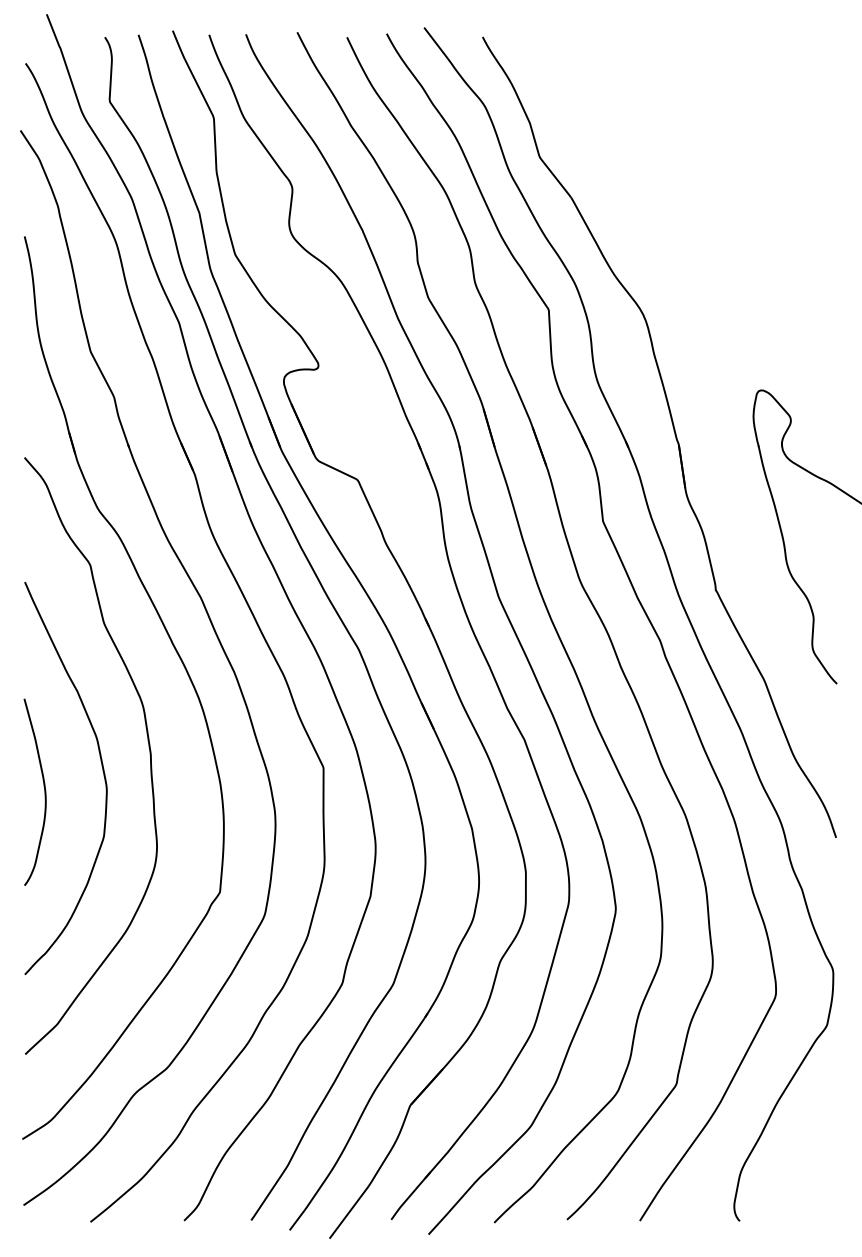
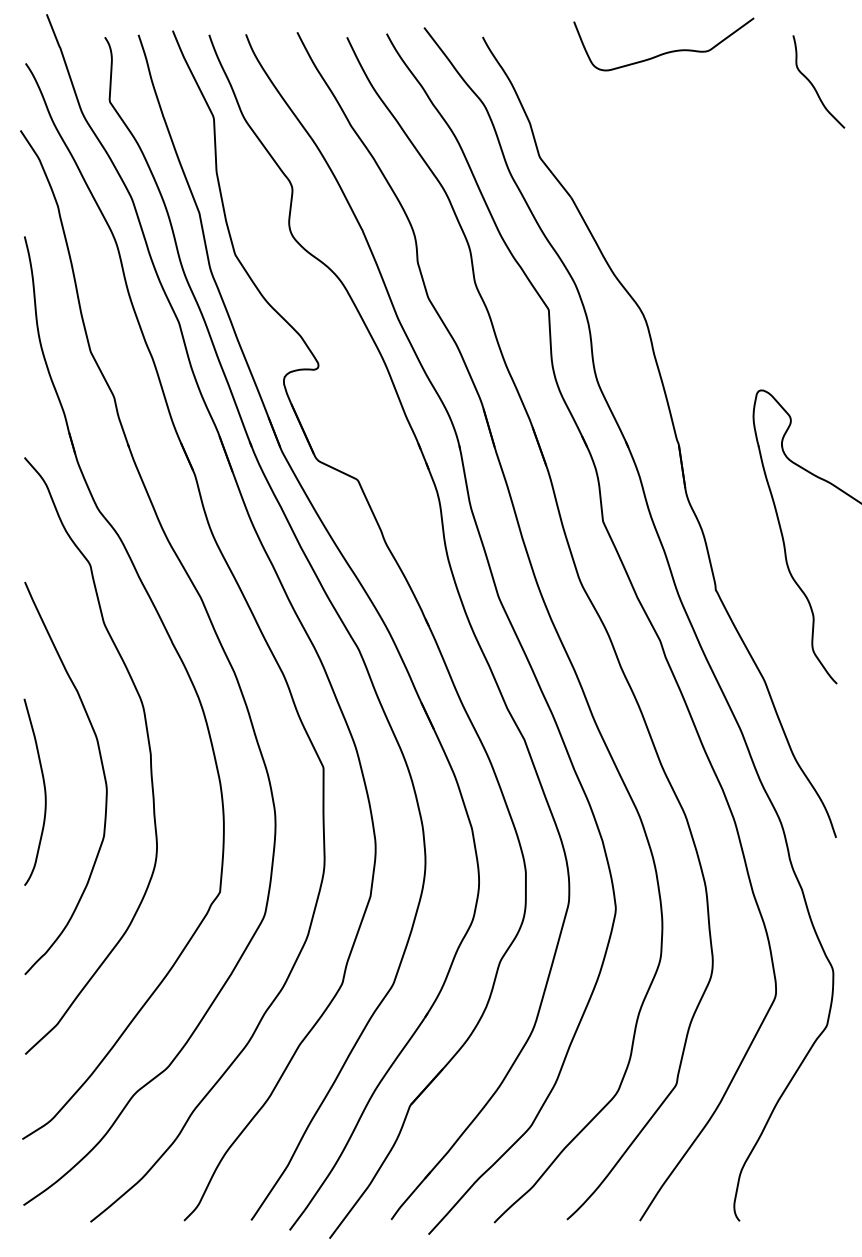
curve: none -> present (667, 51)
curve: none -> present (813, 84)
